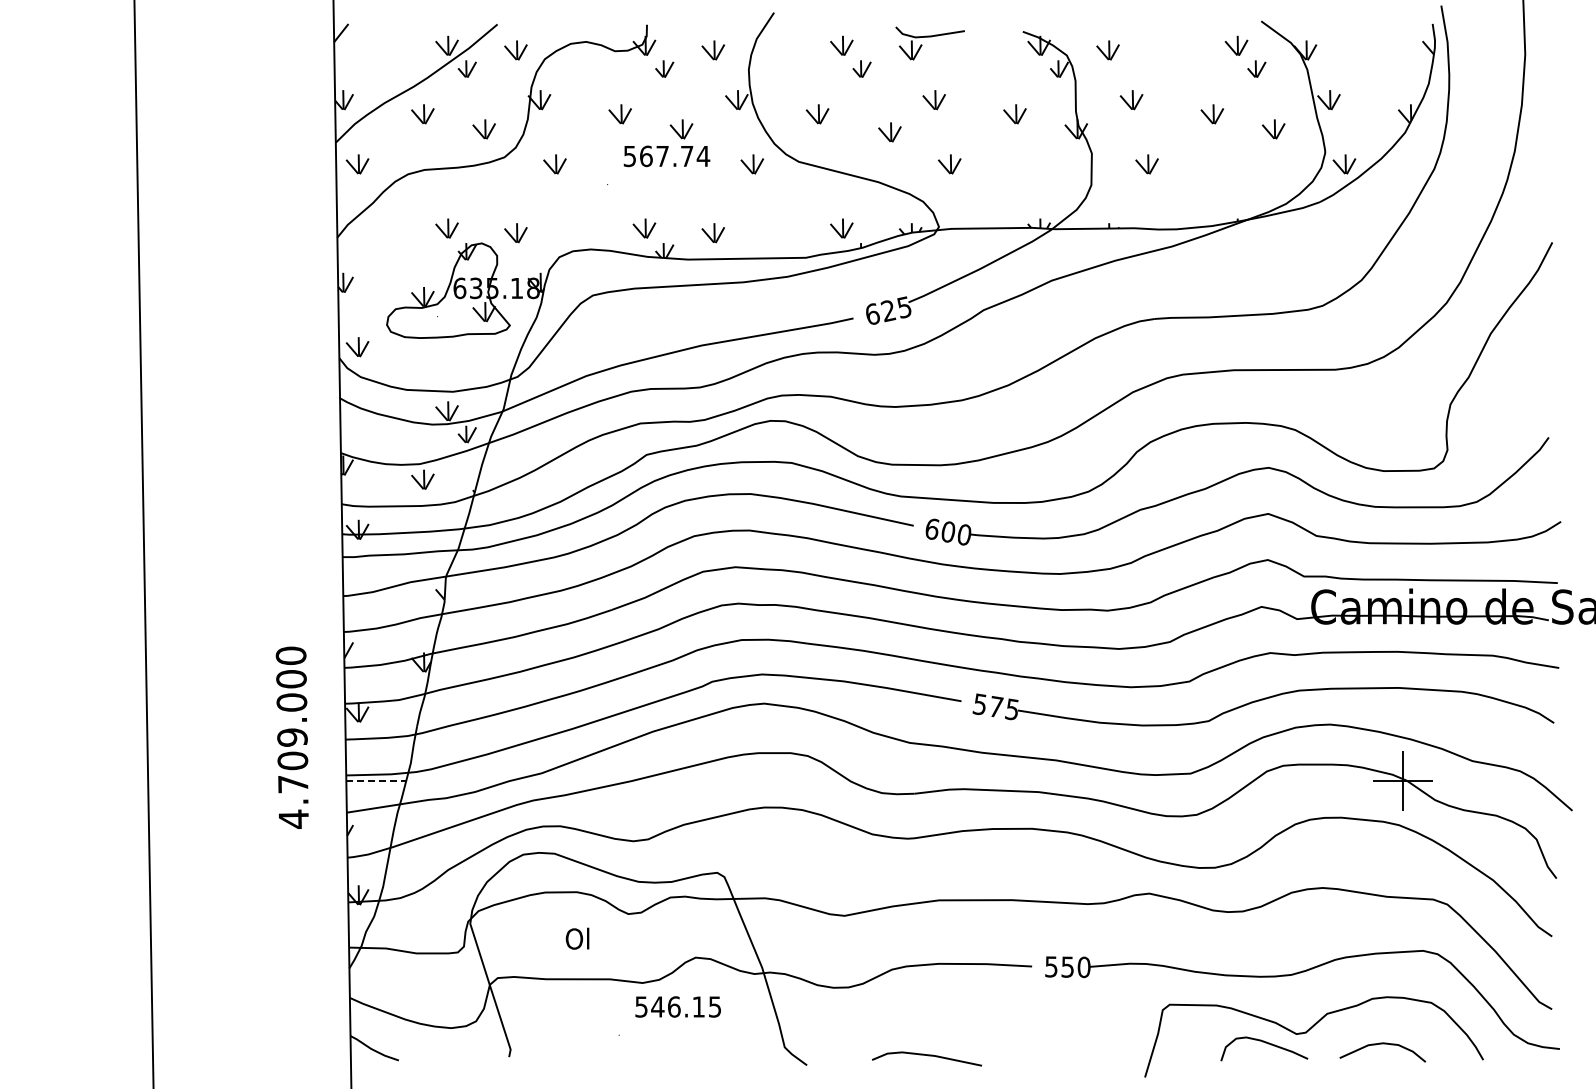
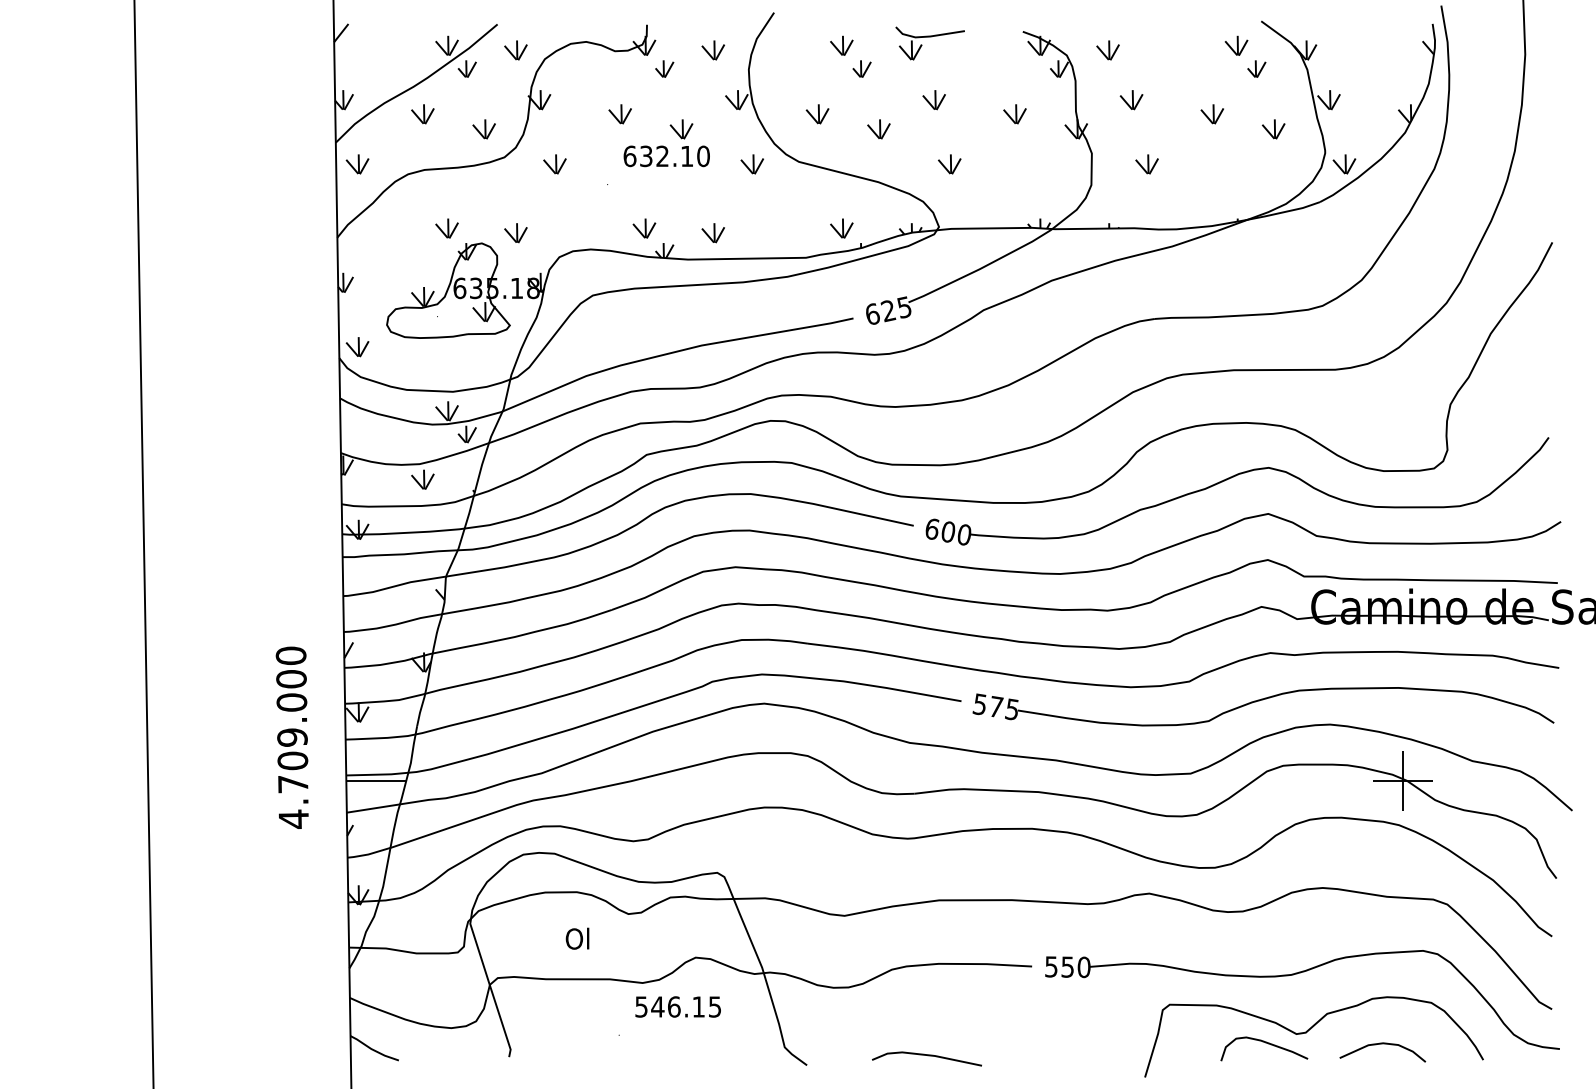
part position: (889, 132) -> (878, 129) (878, 129)
text: 567.74 -> 632.10 (666, 156)
line: dashed -> solid (376, 780)
